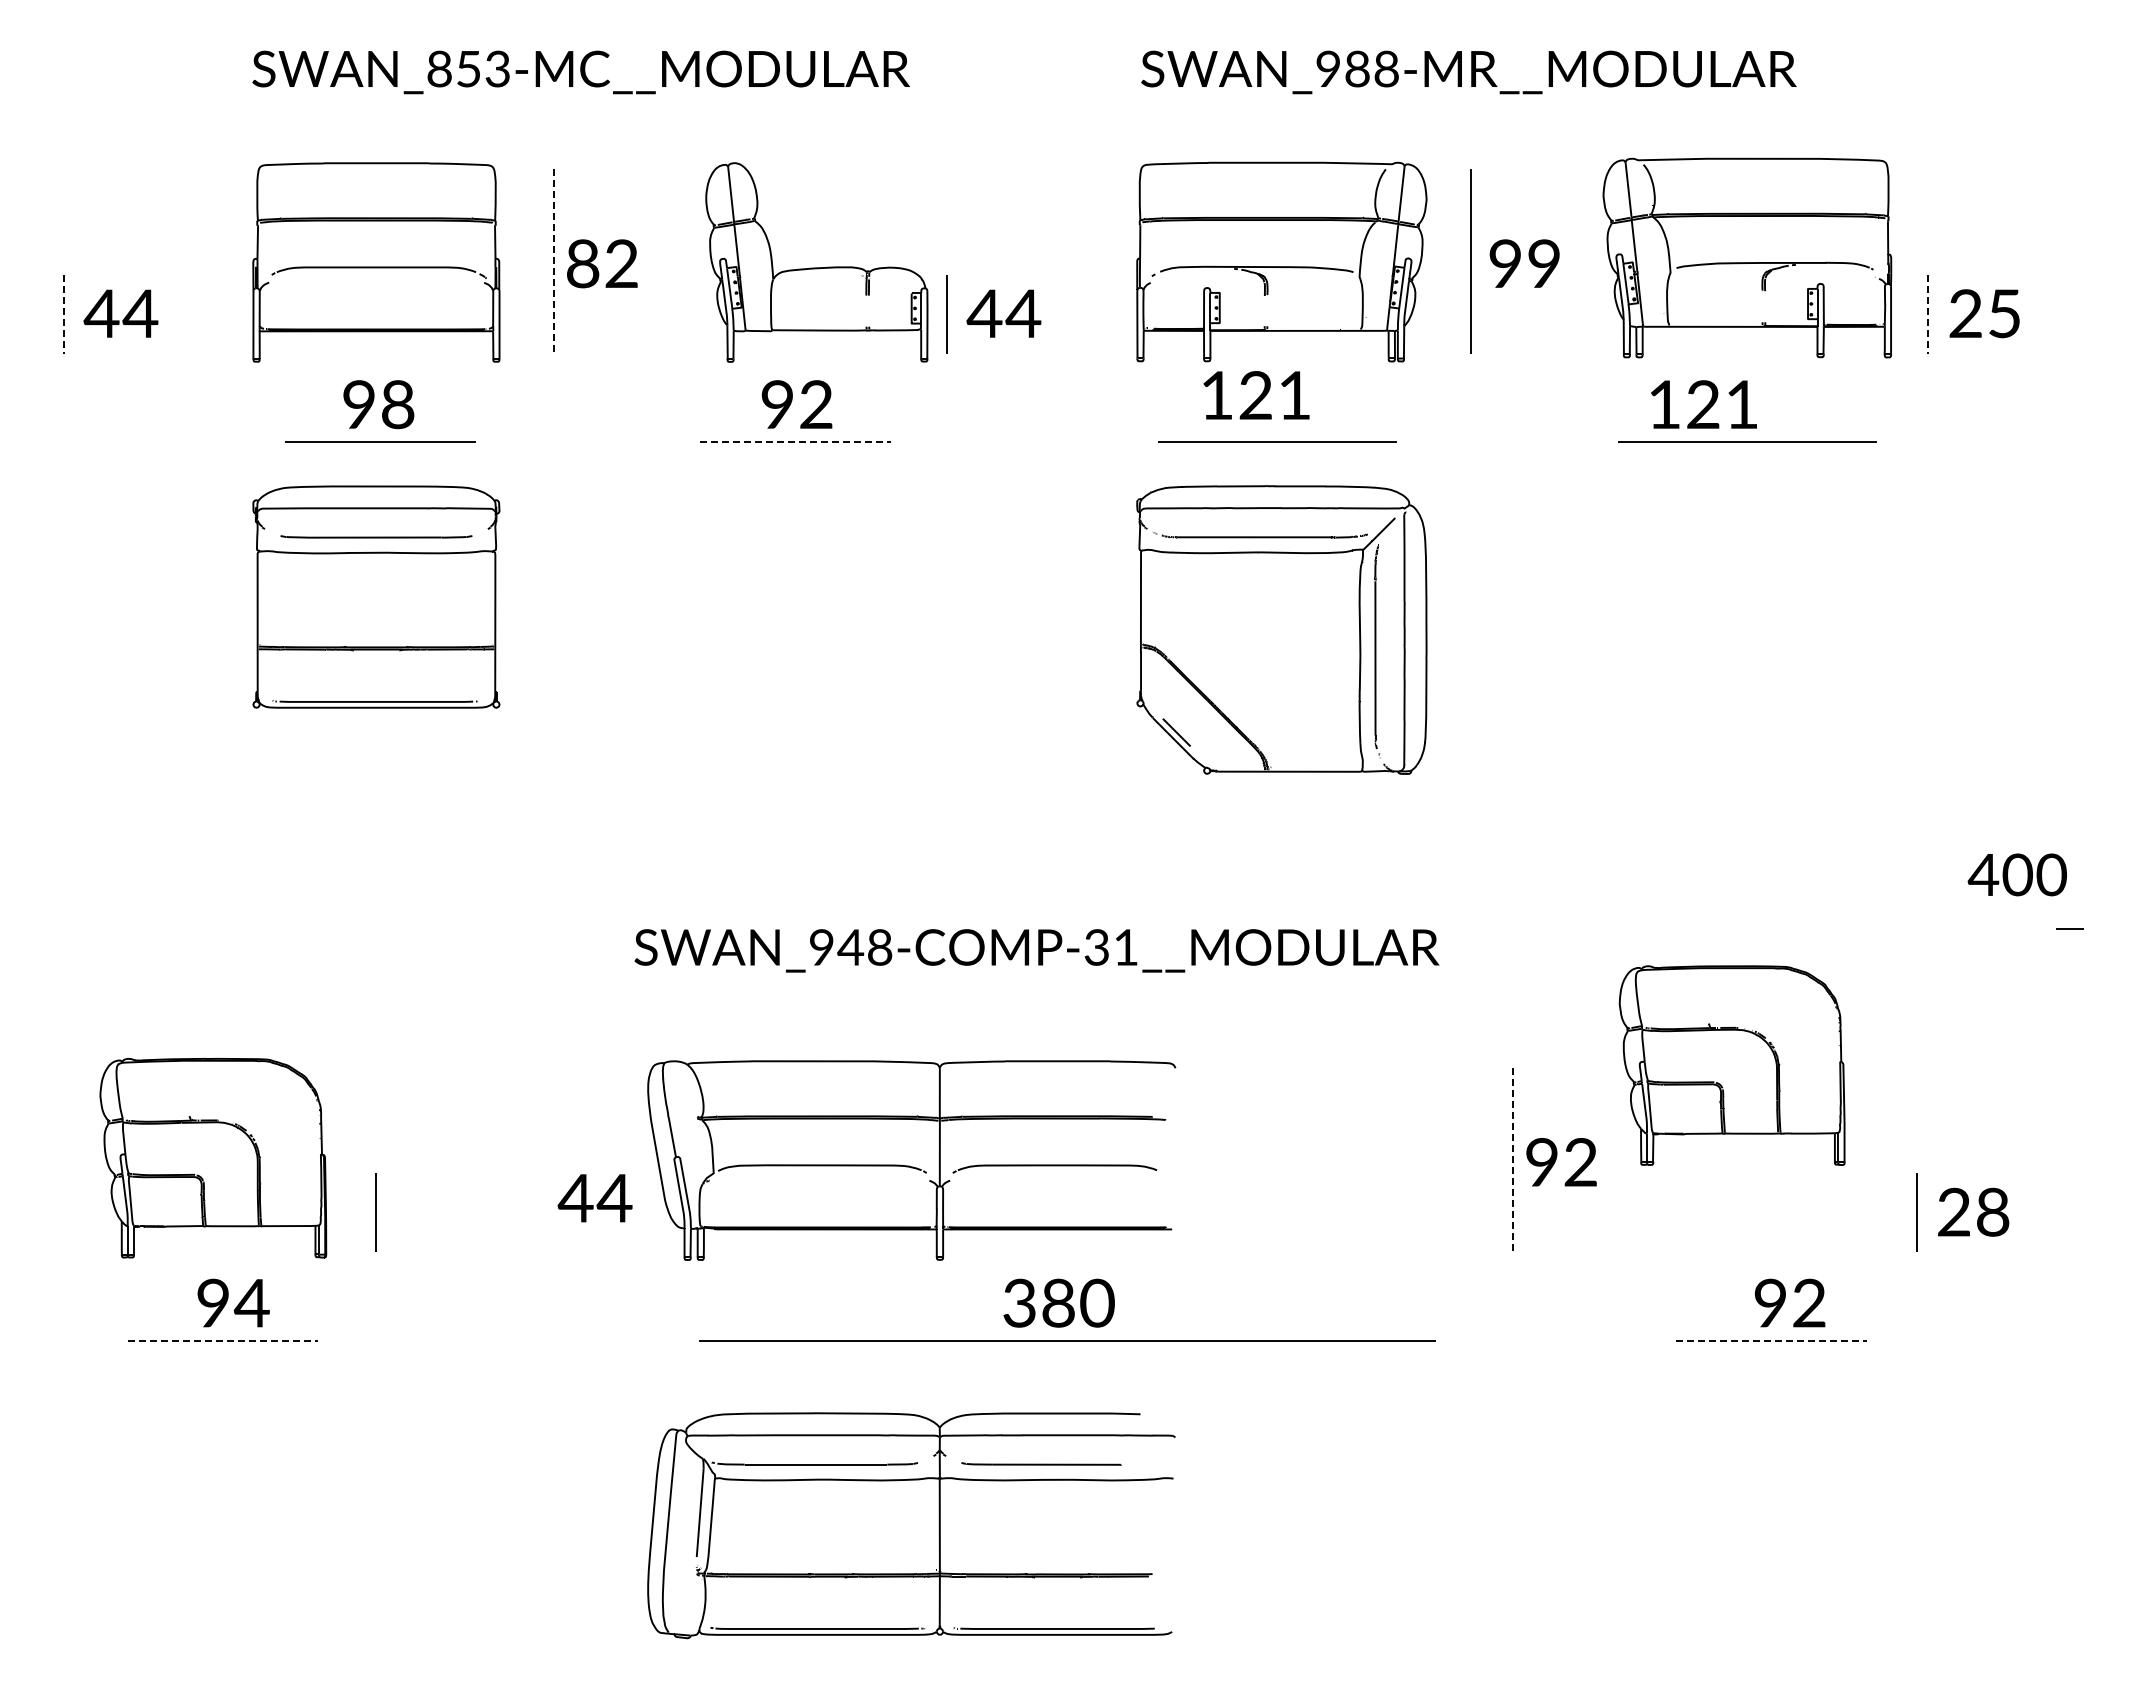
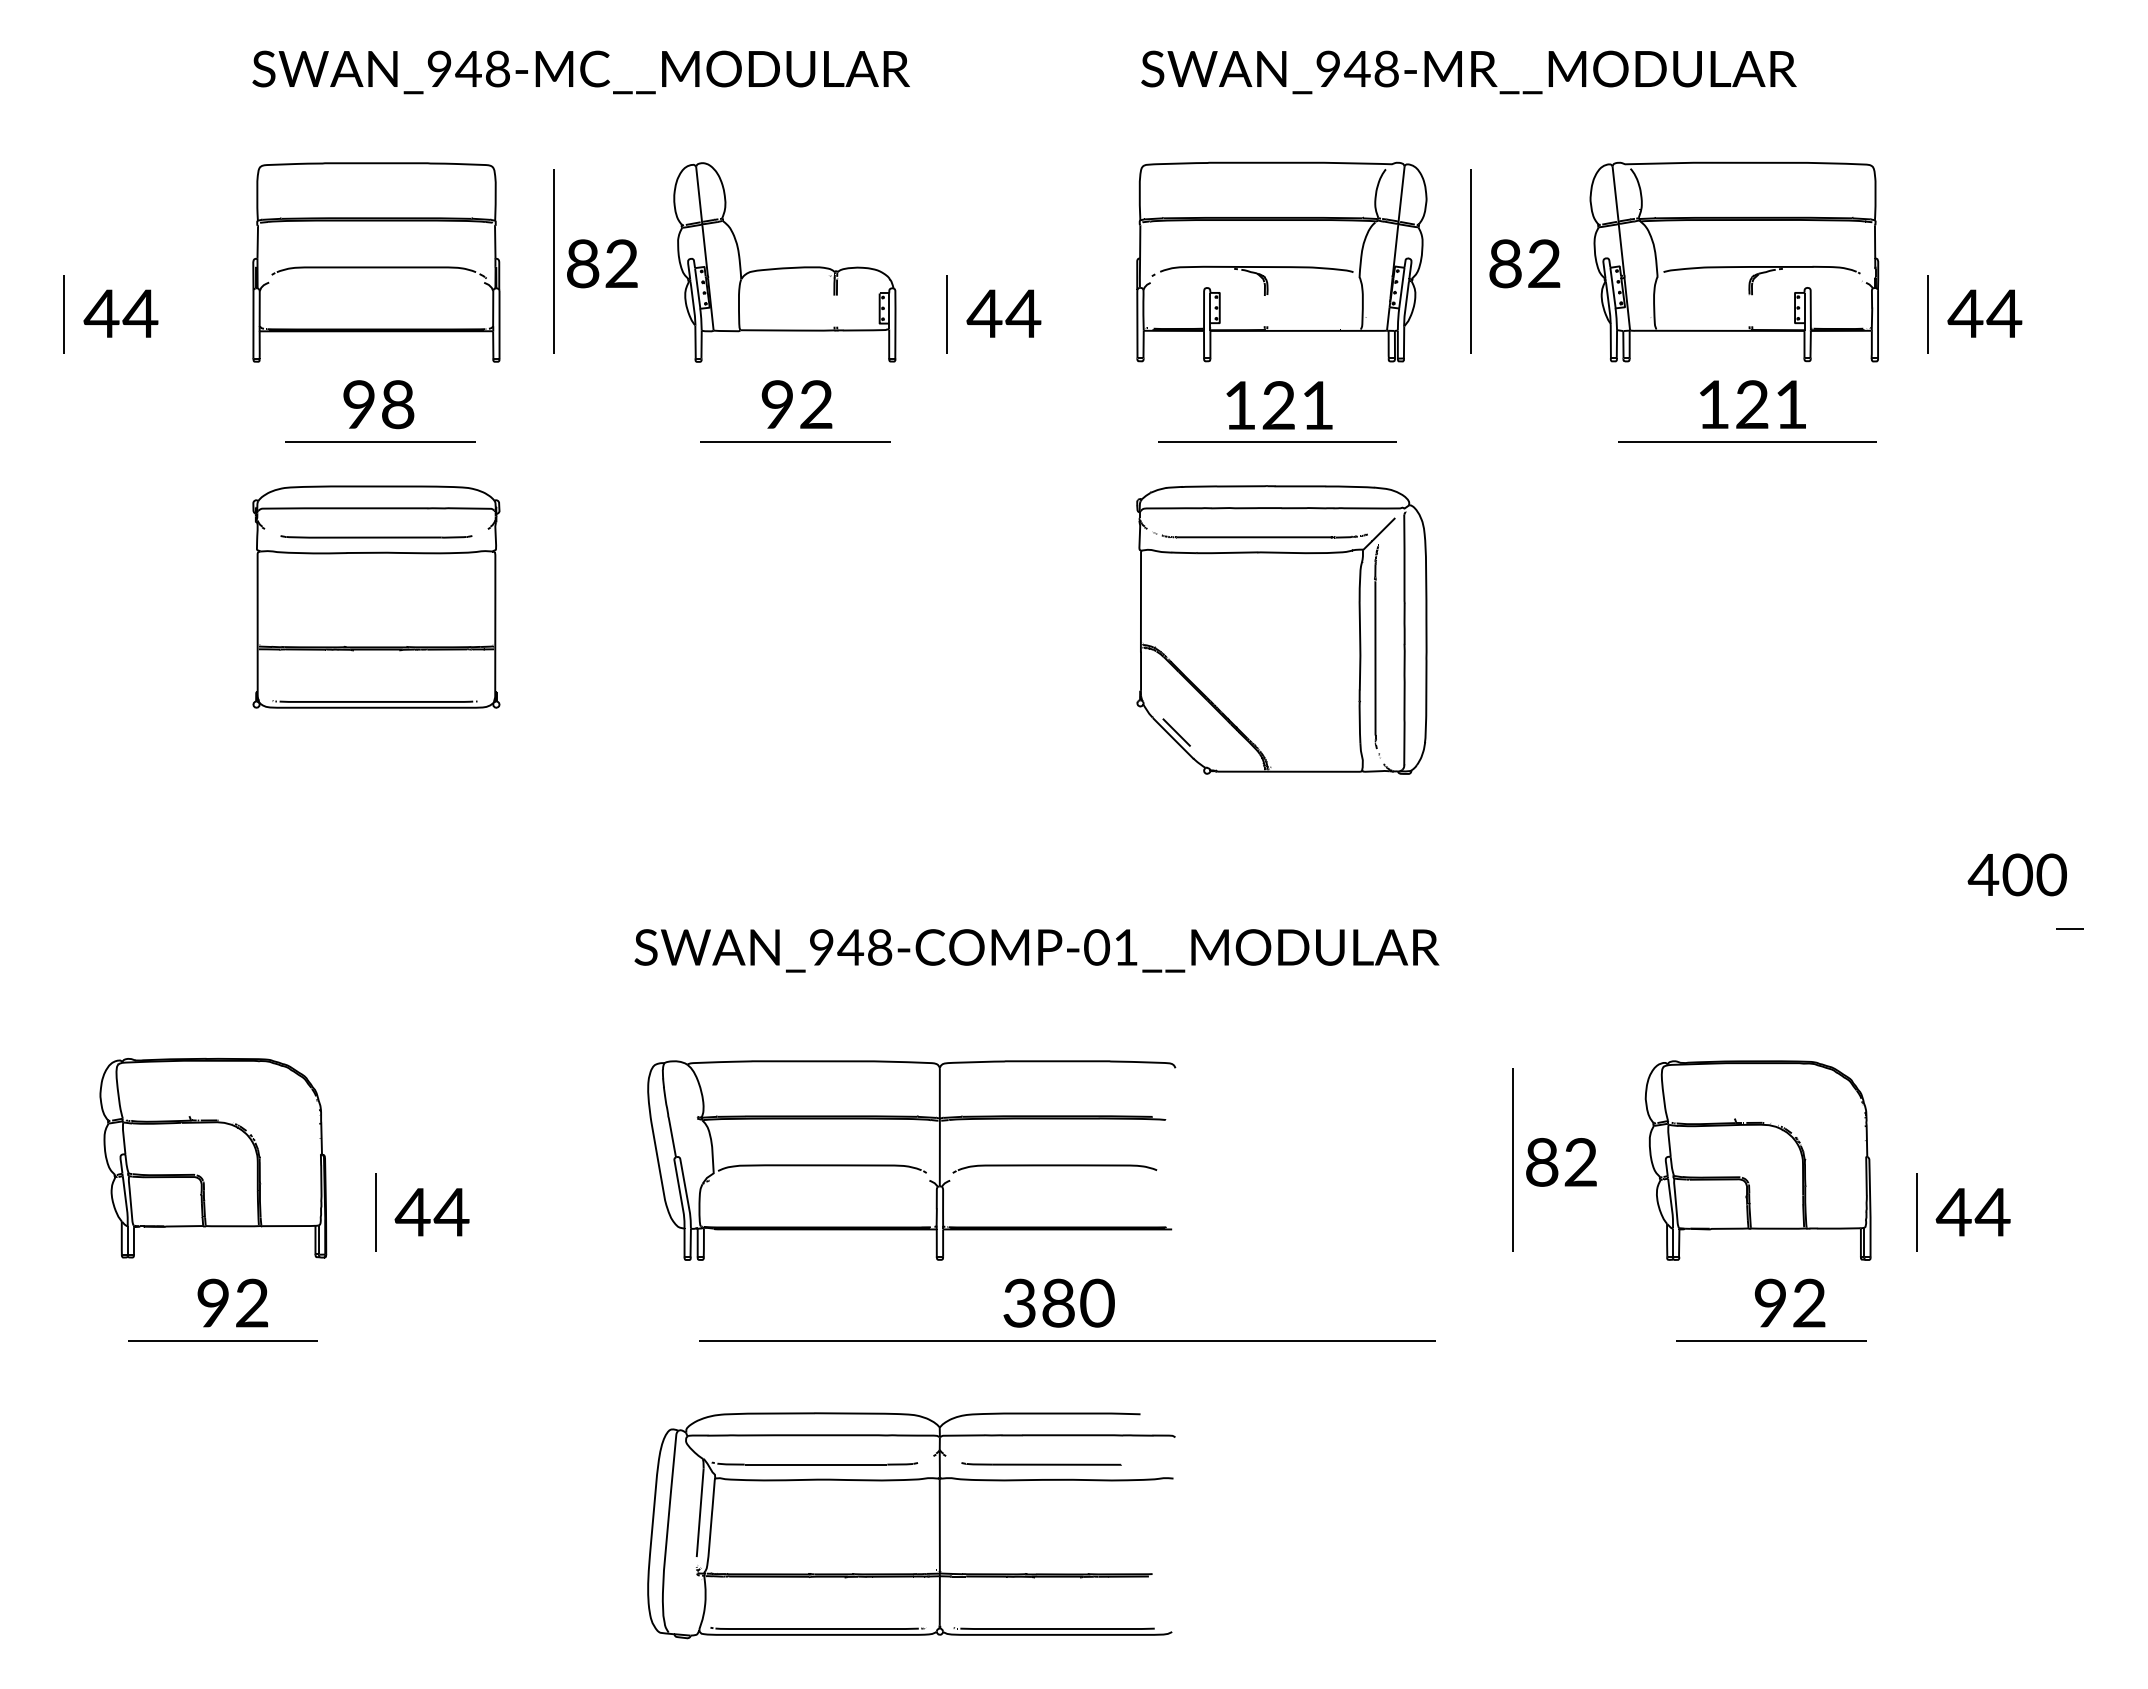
text: SWAN_988-MR__MODULAR -> SWAN_948-MR__MODULAR (1356, 68)
text: SWAN_853-MC__MODULAR -> SWAN_948-MC__MODULAR (468, 69)
part position: (1747, 257) -> (1734, 261) (1734, 261)
line: dashed -> solid (553, 261)
part position: (816, 262) -> (784, 262) (784, 262)
text: 99 -> 82 (1524, 263)
text: 25 -> 44 (1984, 313)
line: dashed -> solid (64, 314)
line: dashed -> solid (1928, 314)
text position: (1256, 395) -> (1279, 405) (1279, 405)
text position: (1703, 404) -> (1752, 404) (1752, 404)
line: dashed -> solid (795, 441)
text: SWAN_948-COMP-31__MODULAR -> SWAN_948-COMP-01__MODULAR (1097, 947)
part position: (1731, 1065) -> (1757, 1160) (1757, 1160)
line: dashed -> solid (1512, 1160)
text: 92 -> 82 (1542, 1163)
text position: (594, 1198) -> (431, 1212) (431, 1212)
text: 28 -> 44 (1972, 1211)
text: 94 -> 92 (251, 1302)
line: dashed -> solid (223, 1340)
line: dashed -> solid (1772, 1340)
